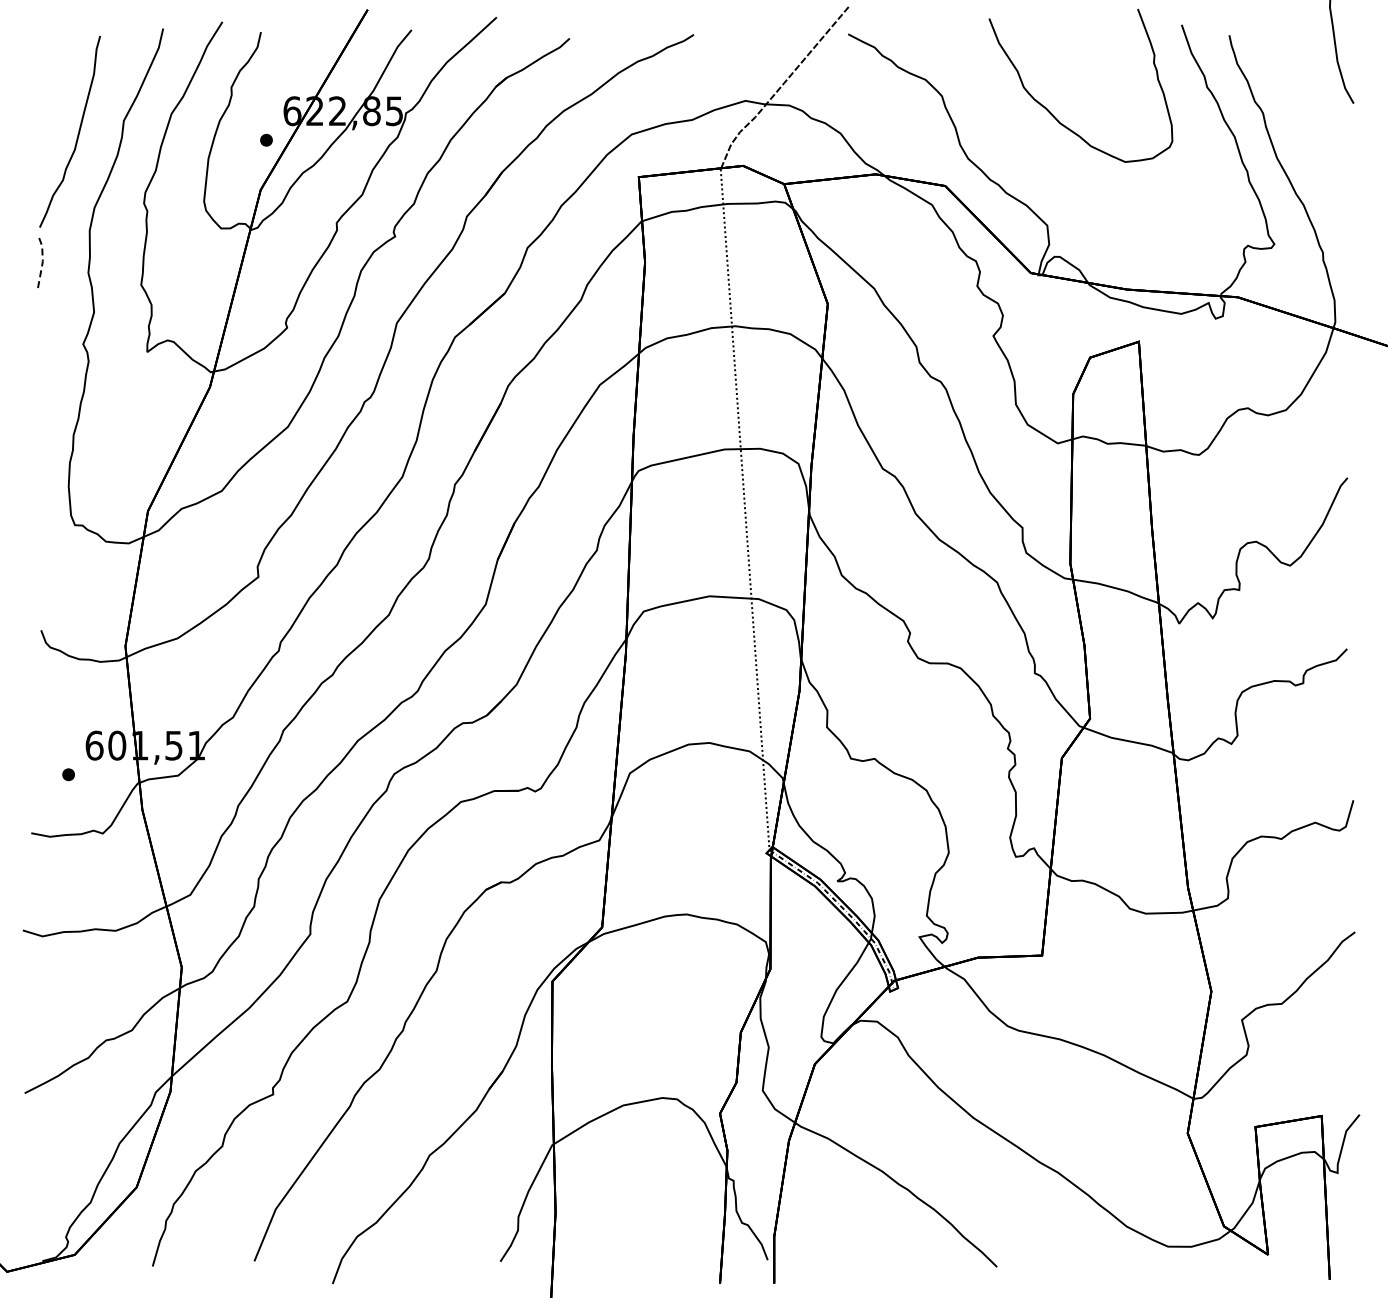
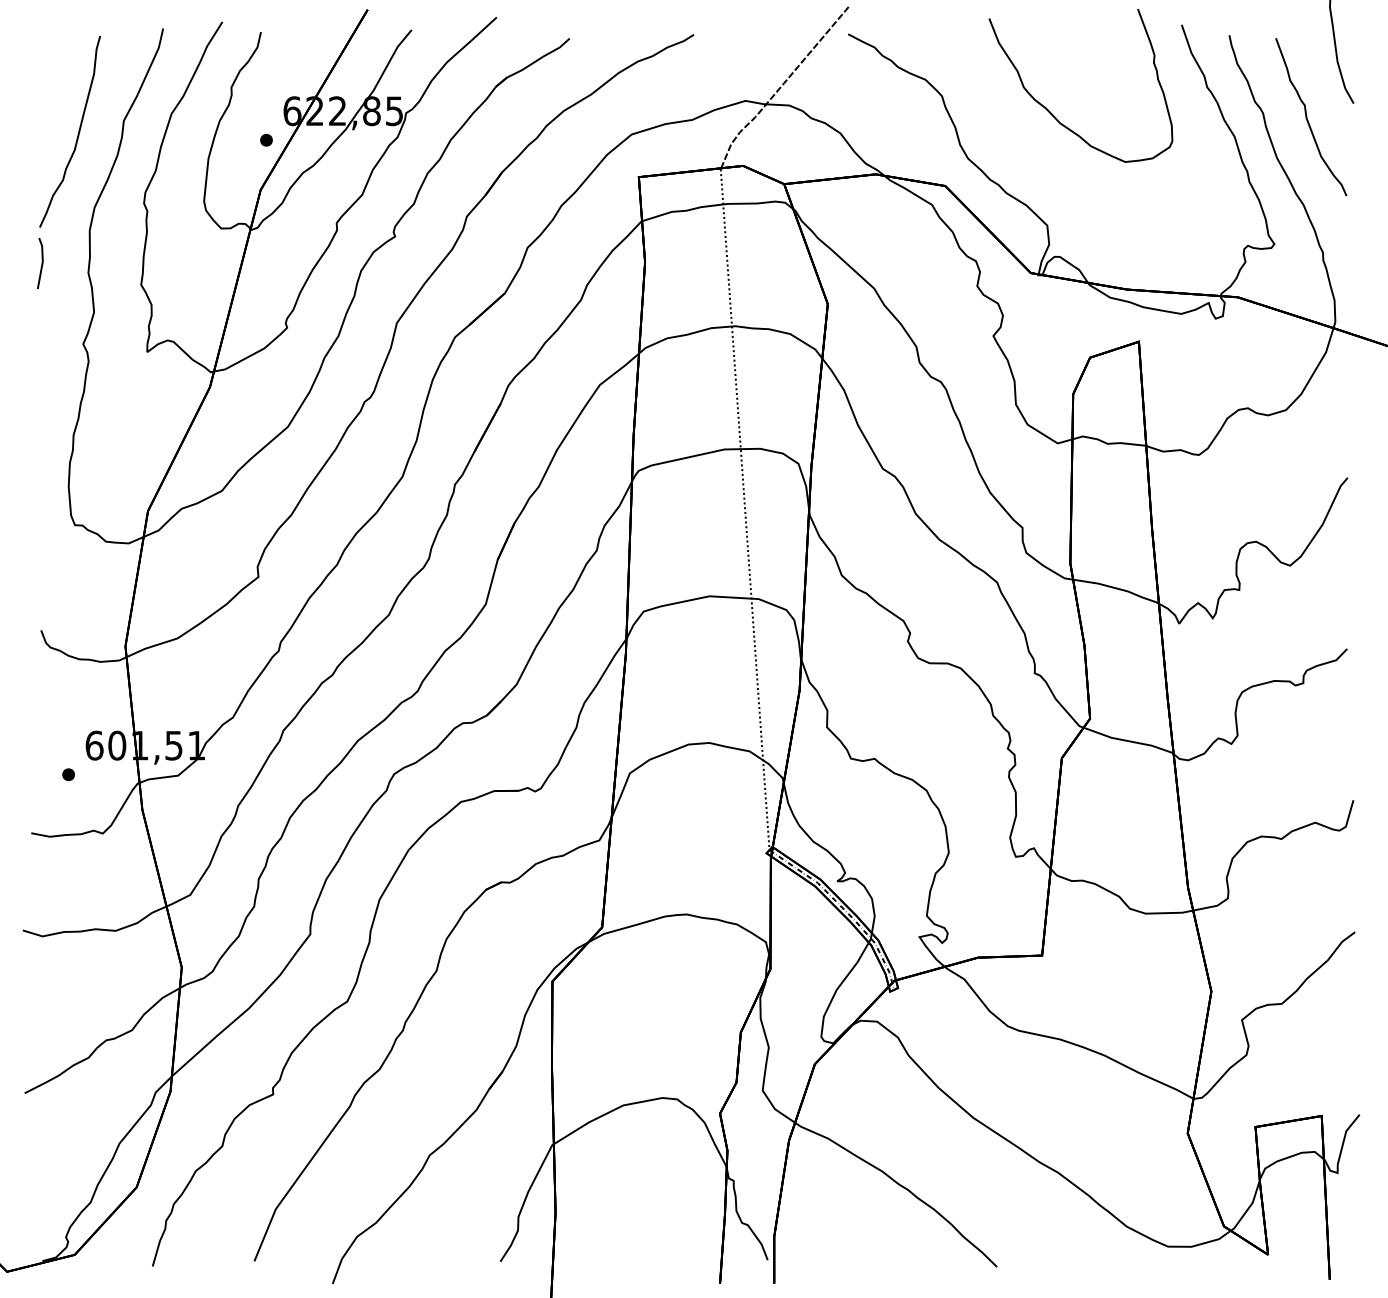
curve: none -> present (1307, 117)
line: dashed -> solid (42, 262)
